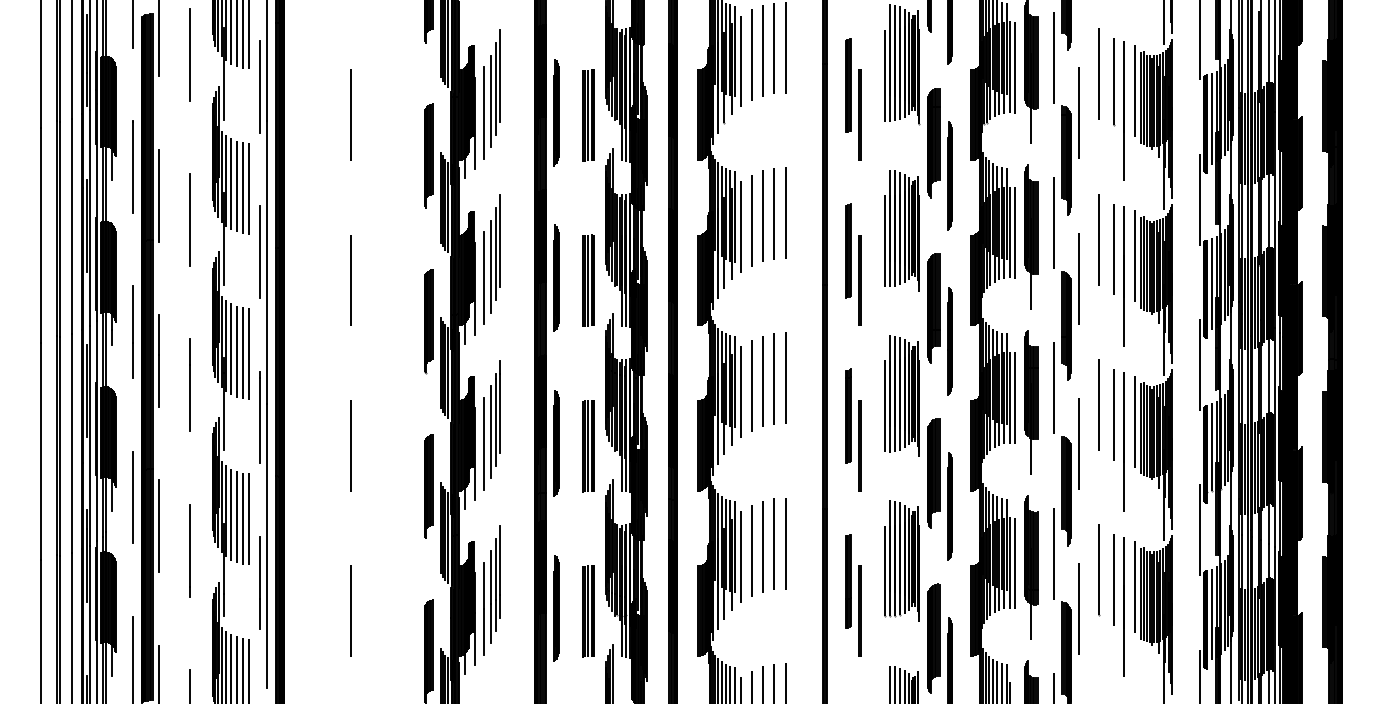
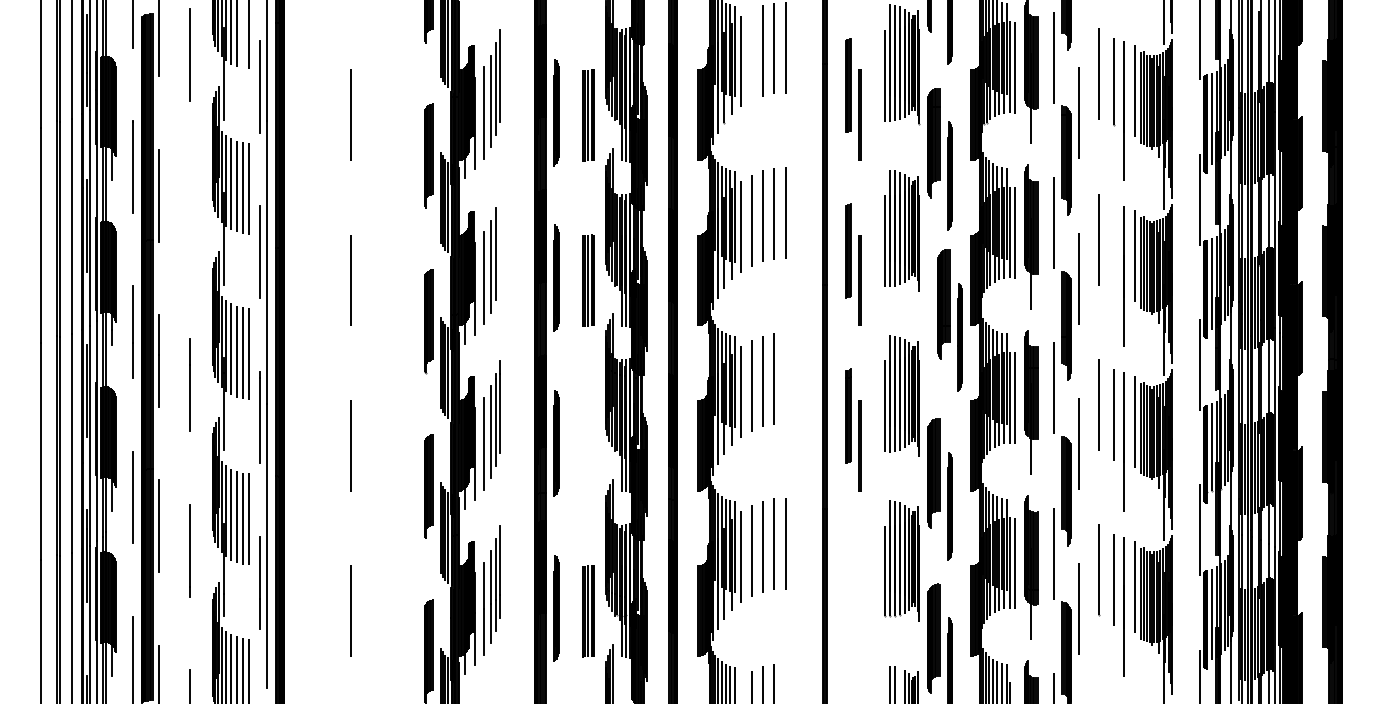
line: present -> none (242, 35)
line: present -> none (751, 54)
line: present -> none (189, 220)
line: present -> none (499, 241)
line: present -> none (1113, 249)
part position: (939, 324) -> (949, 320) (949, 320)
line: present -> none (786, 378)
part: present -> none (588, 446)
part: present -> none (853, 595)
line: present -> none (786, 681)
line: present -> none (900, 683)
line: present -> none (741, 688)
